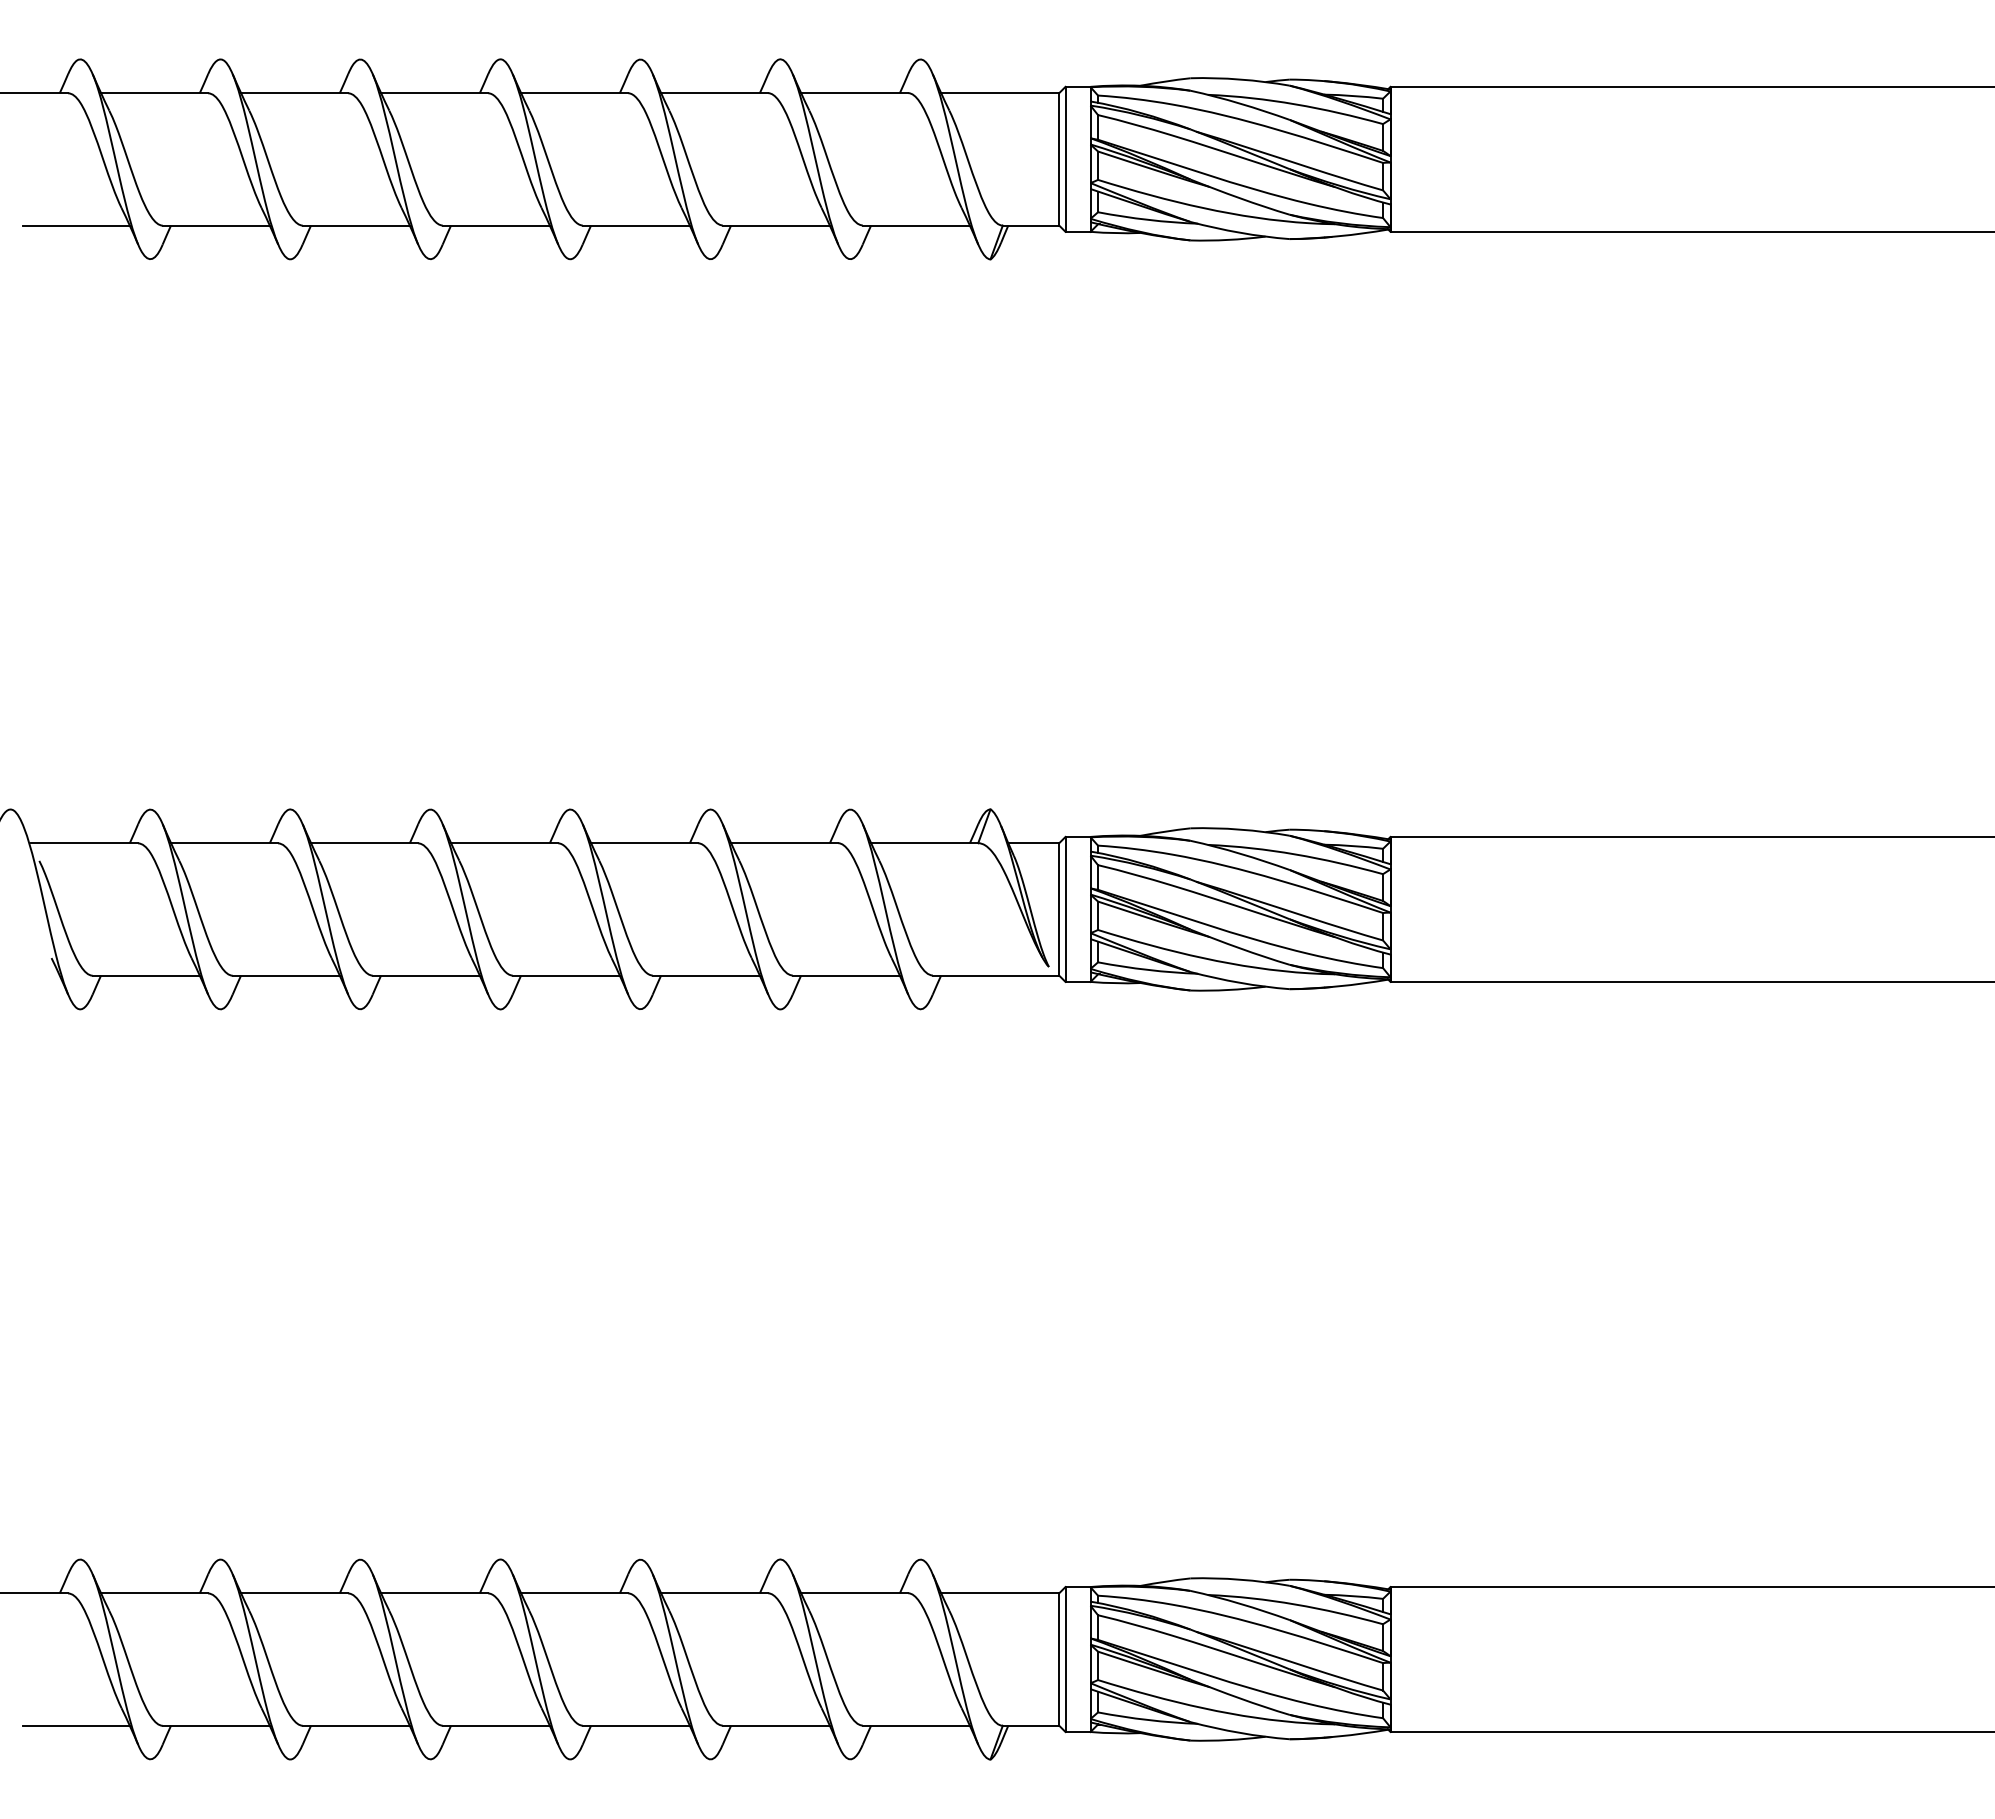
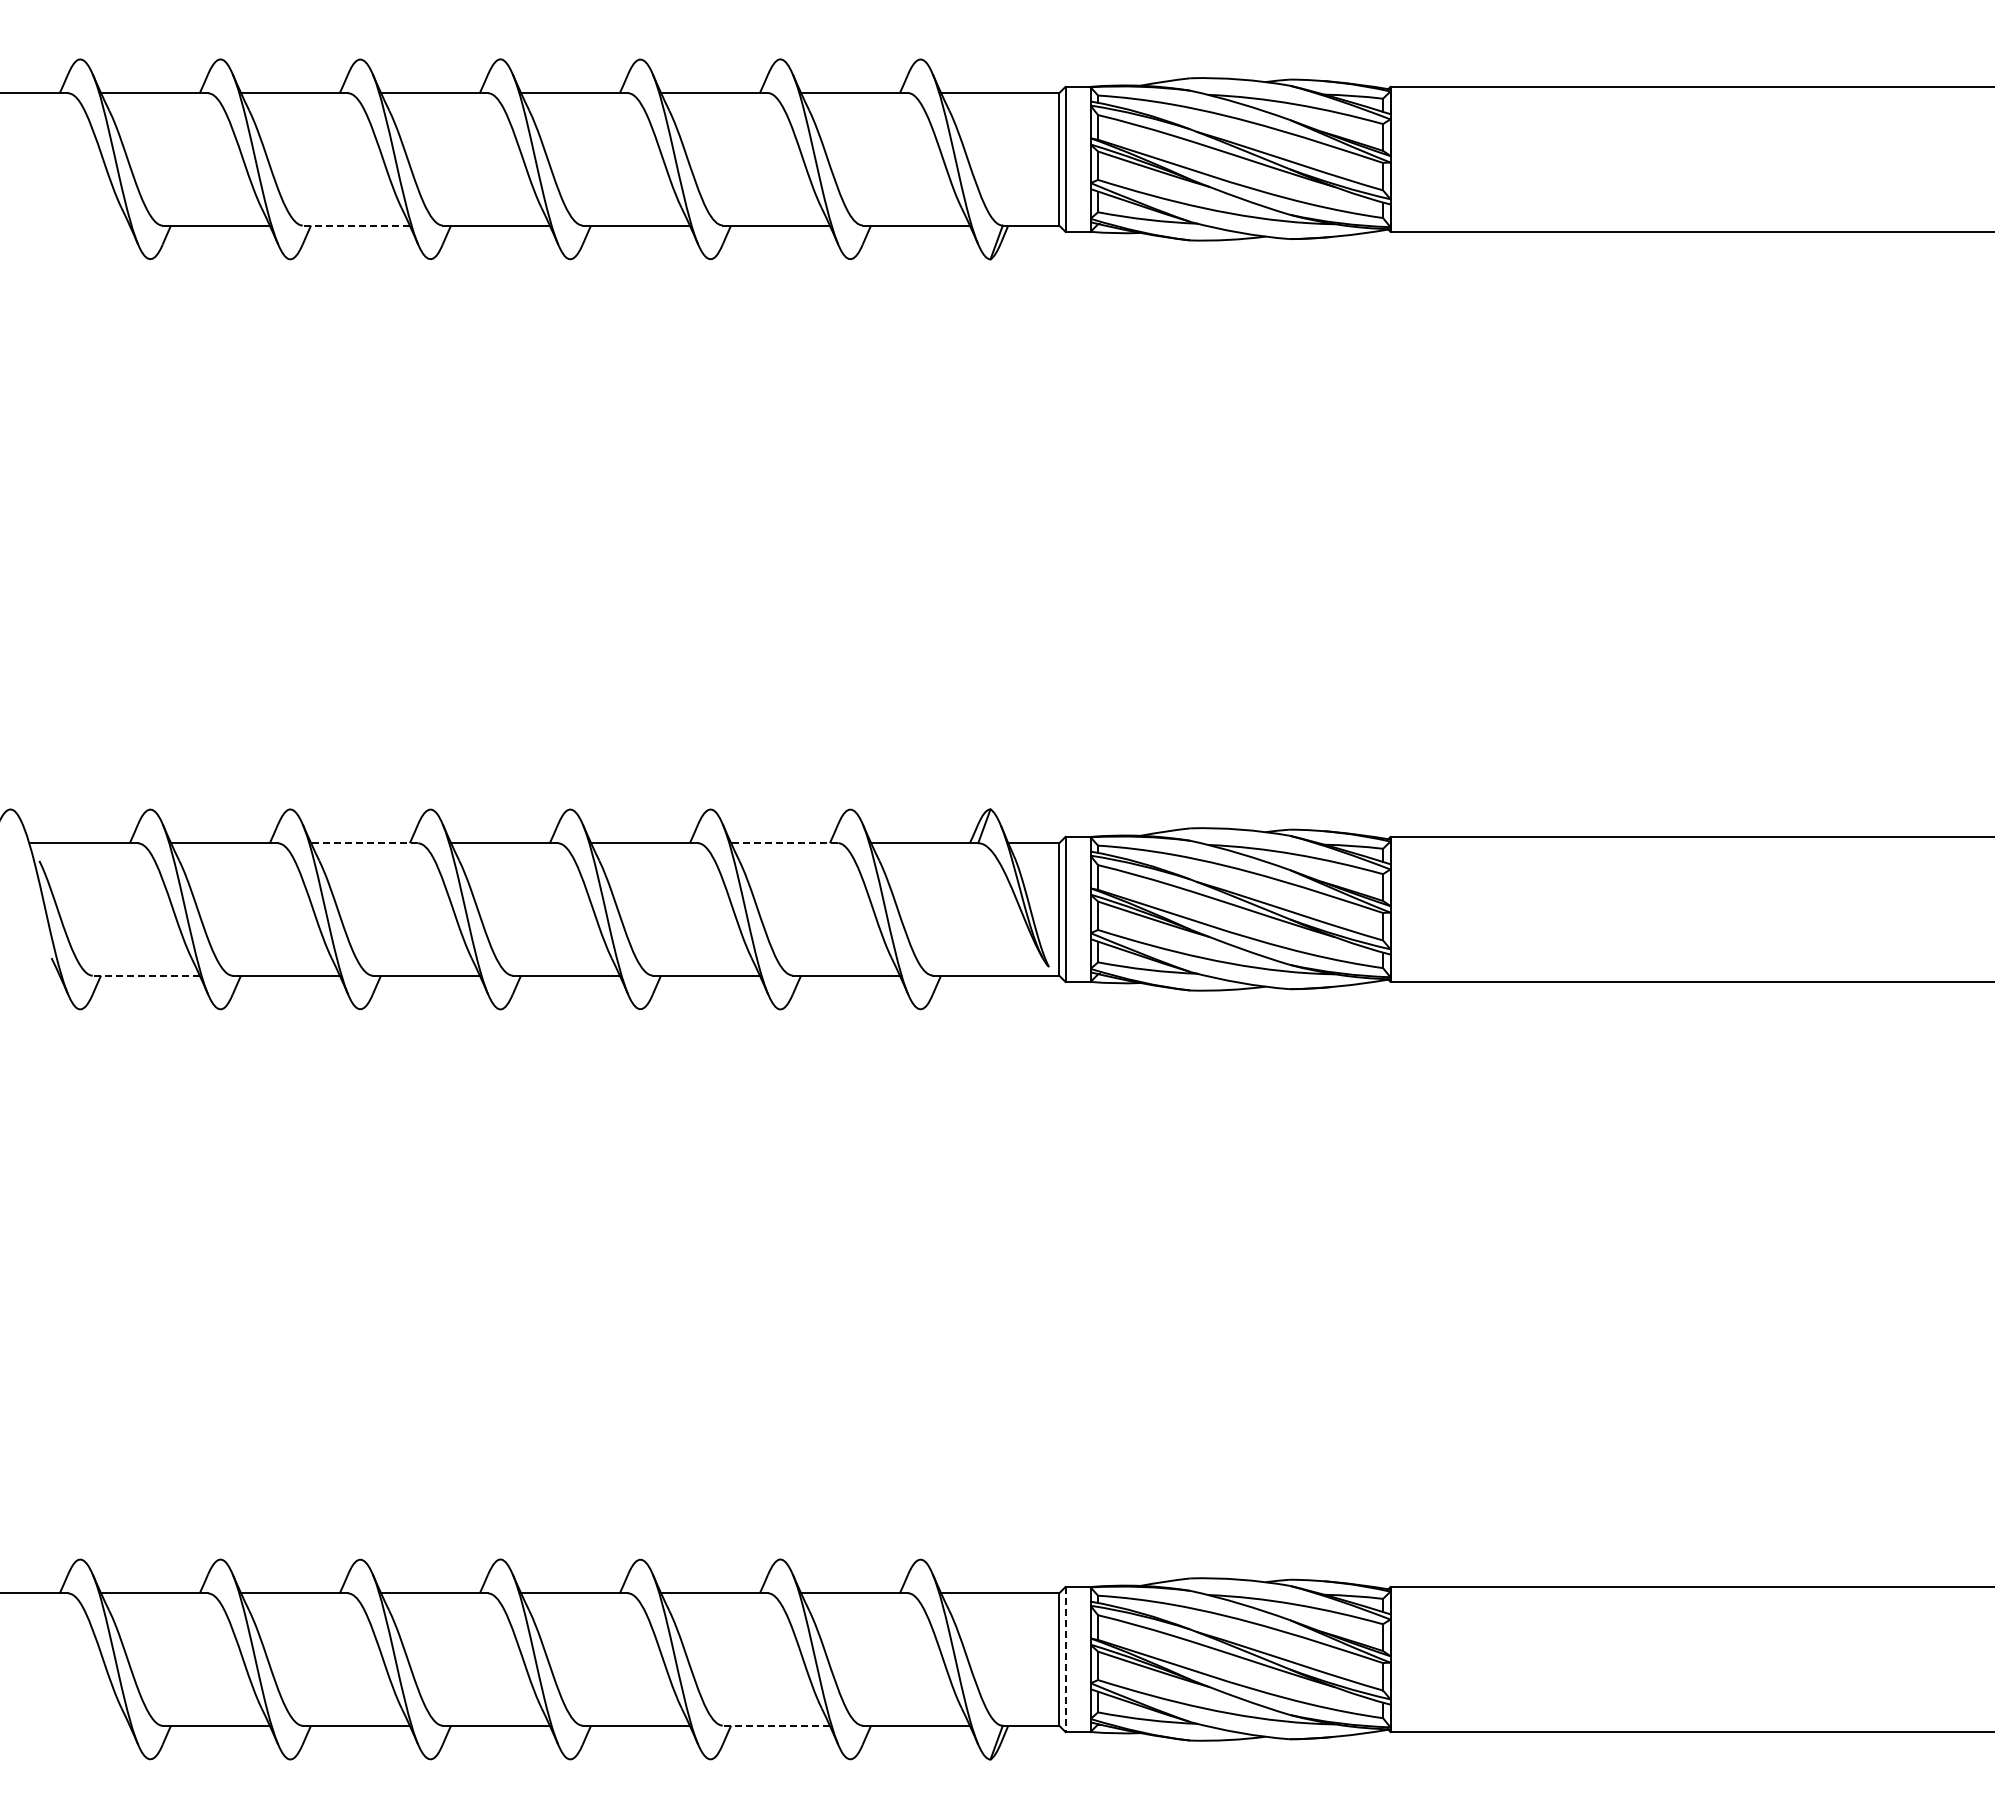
line: present -> none (75, 225)
line: solid -> dashed (356, 225)
line: solid -> dashed (364, 843)
line: solid -> dashed (784, 843)
line: solid -> dashed (146, 975)
line: solid -> dashed (1065, 1659)
line: present -> none (75, 1725)
line: solid -> dashed (776, 1725)
